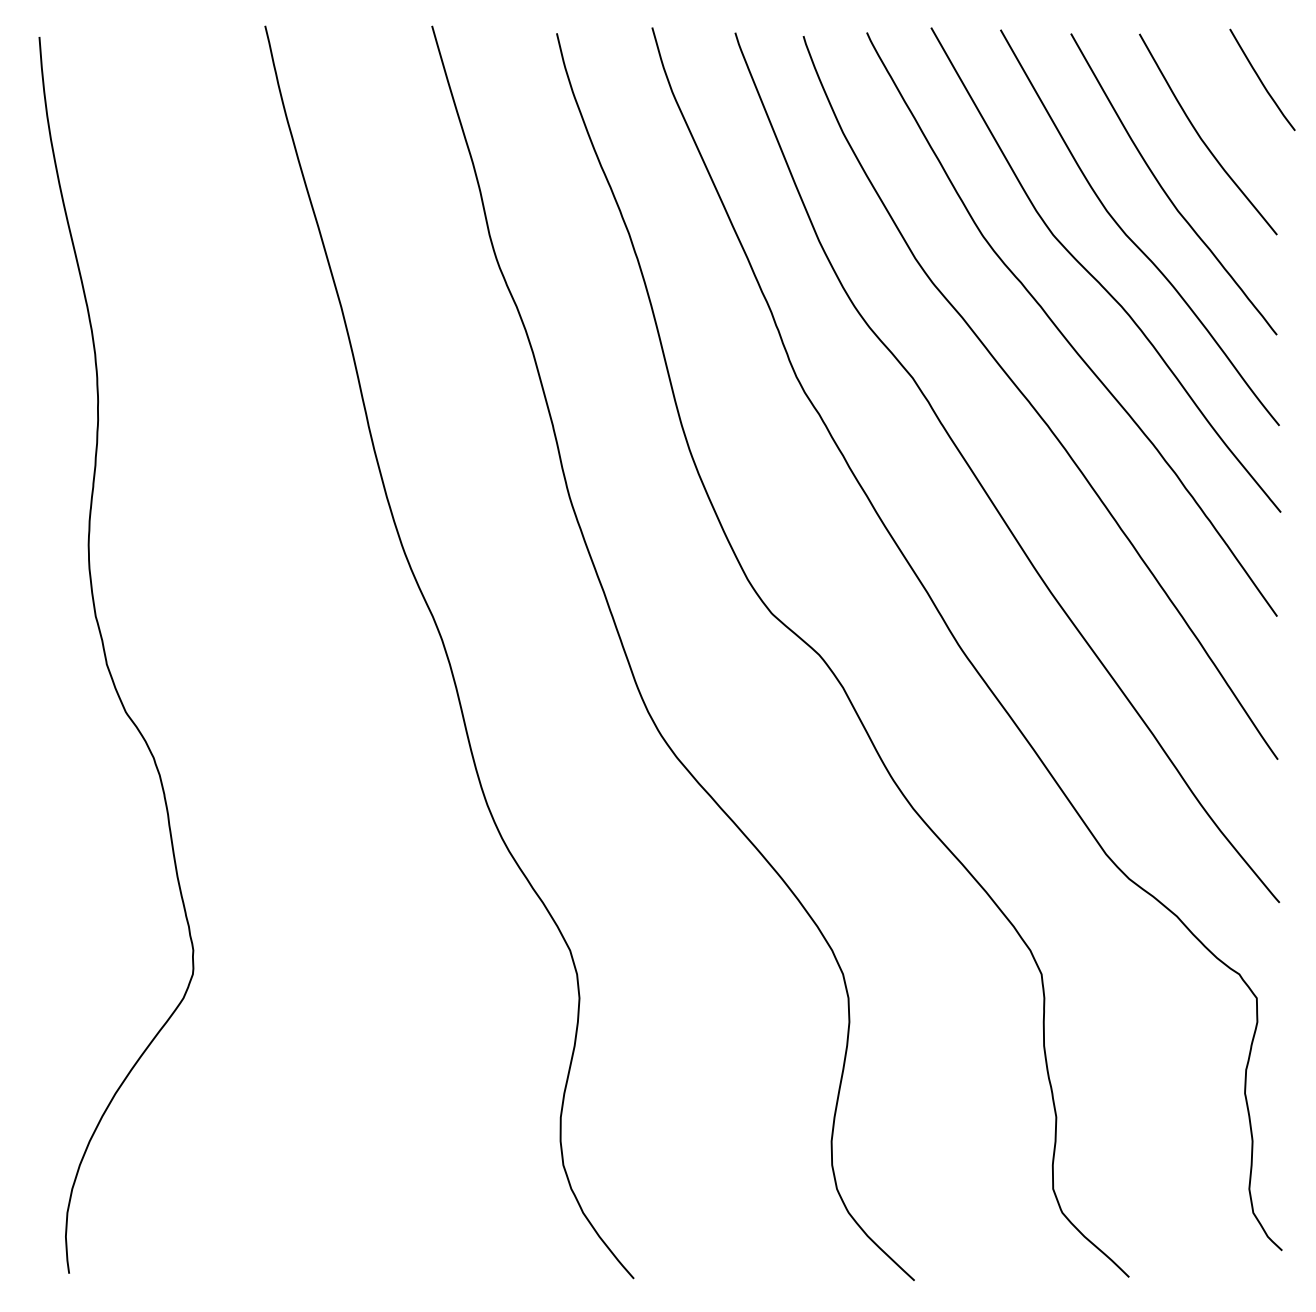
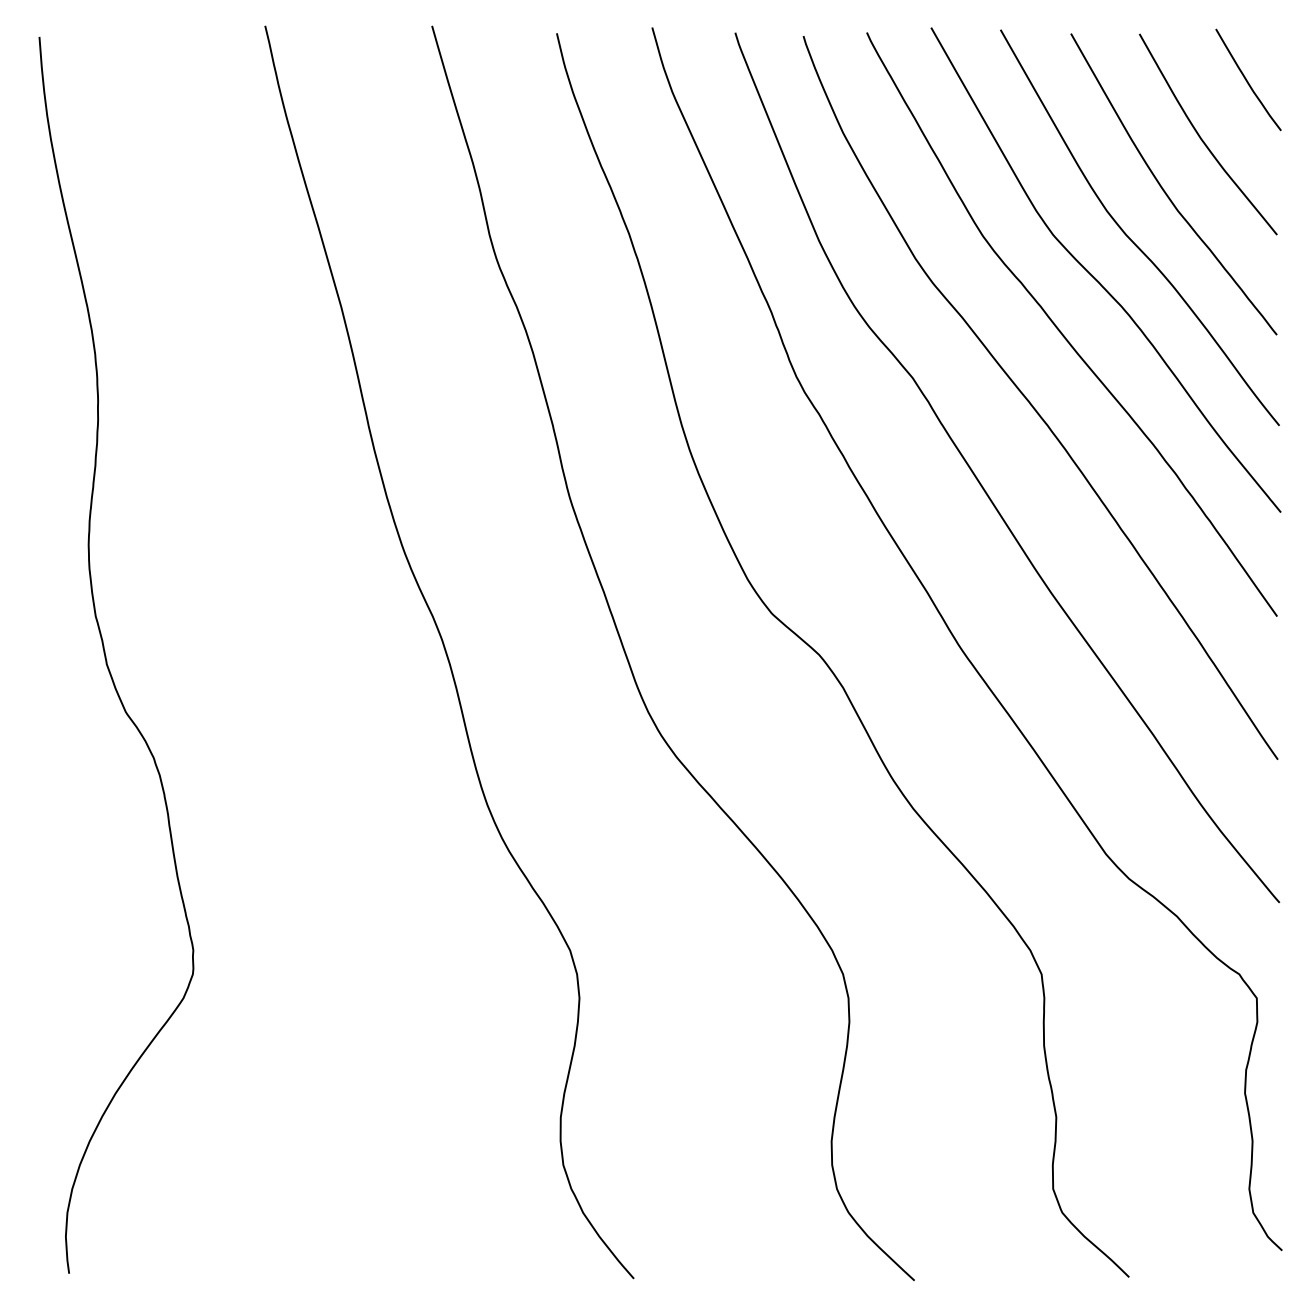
curve position: (1261, 79) -> (1247, 79) (1247, 79)
